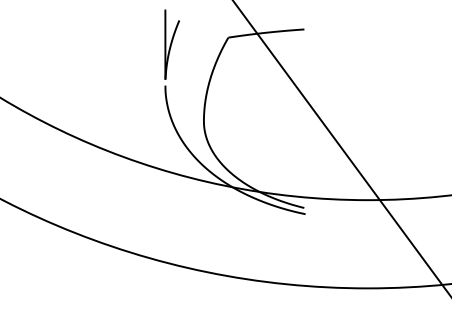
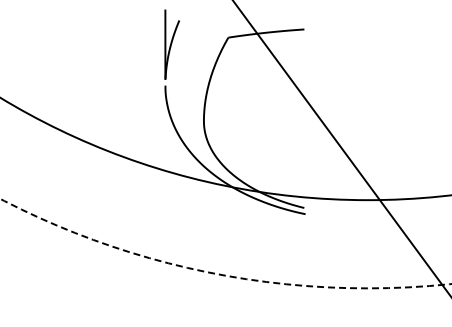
circle: solid -> dashed (225, 243)
